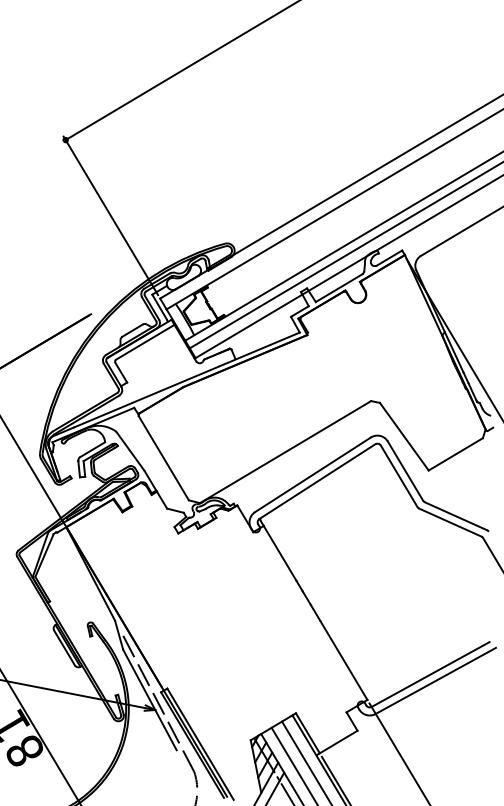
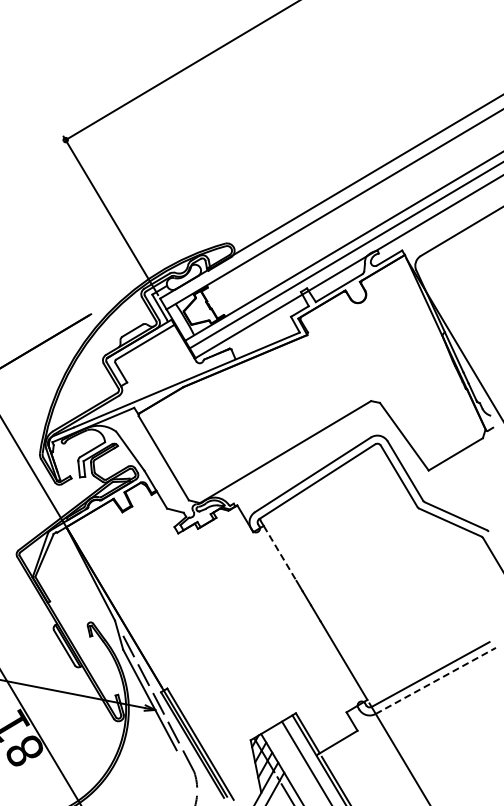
line: solid -> dashed (280, 553)
line: solid -> dashed (435, 680)
line: present -> none (293, 764)
